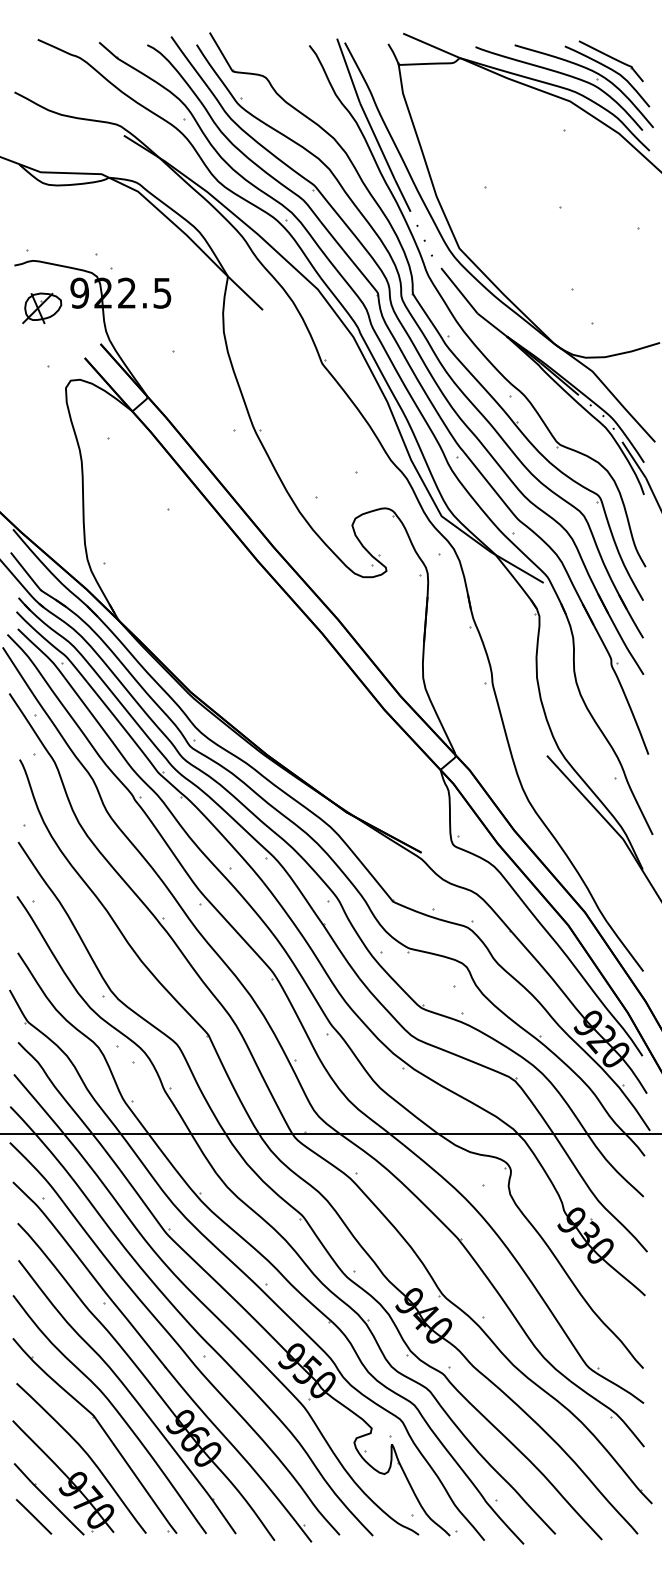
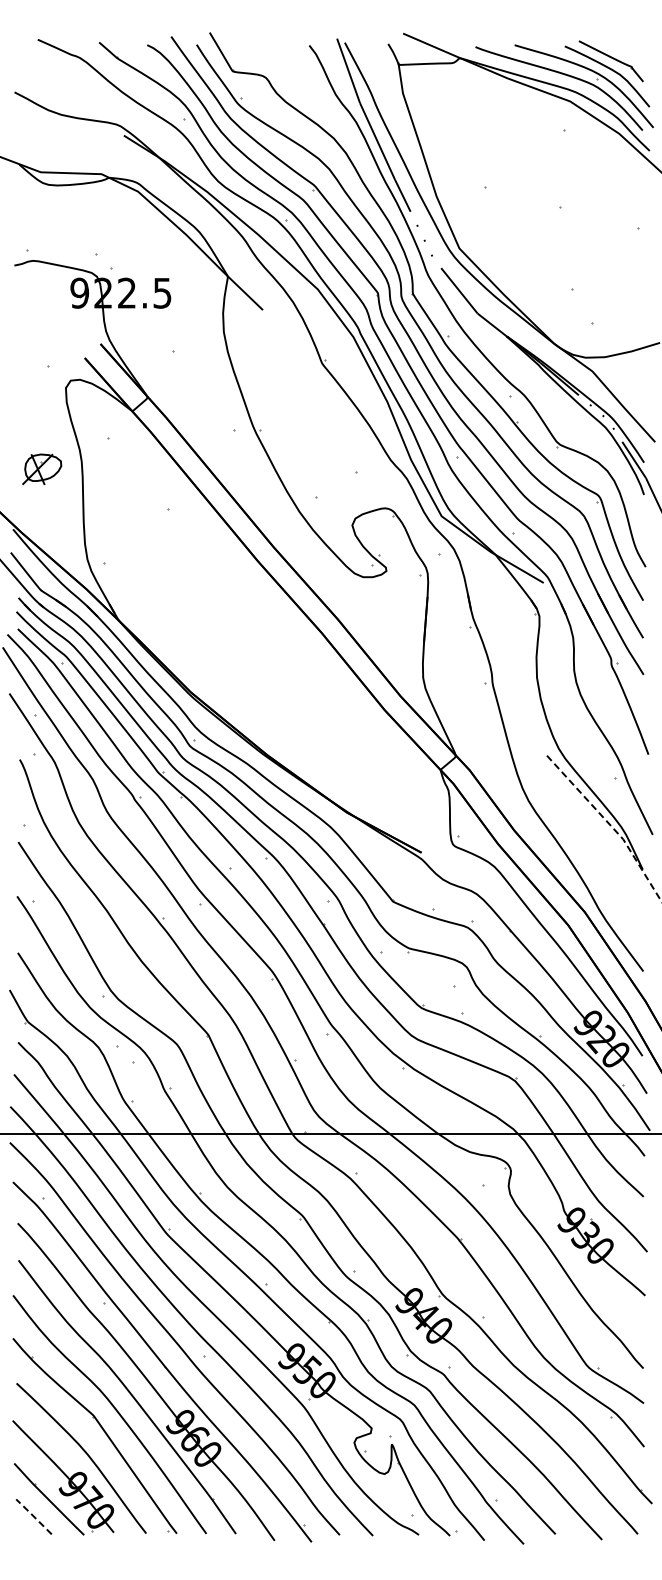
part position: (42, 308) -> (42, 469) (42, 469)
line: solid -> dashed (610, 825)
line: solid -> dashed (32, 1515)
